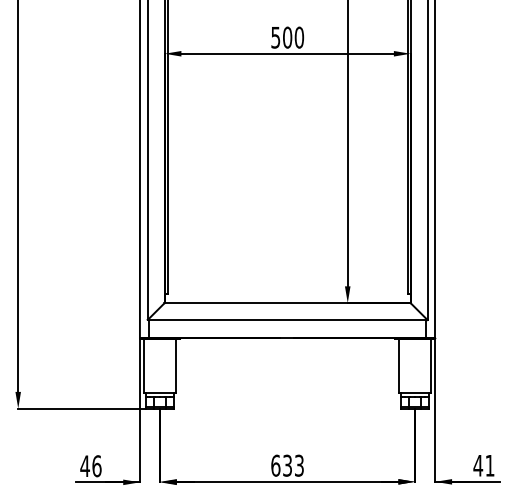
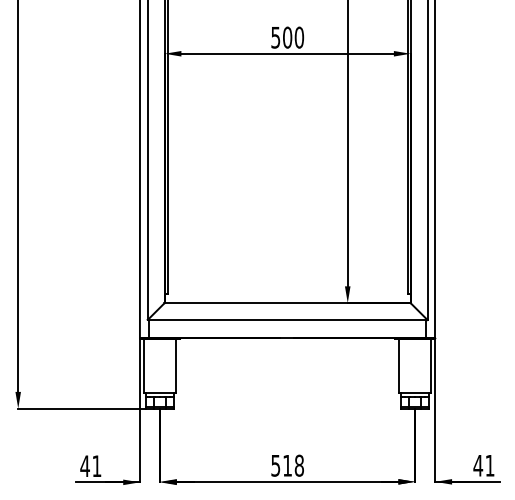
text: 633 -> 518 (287, 465)
text: 46 -> 41 (96, 466)
